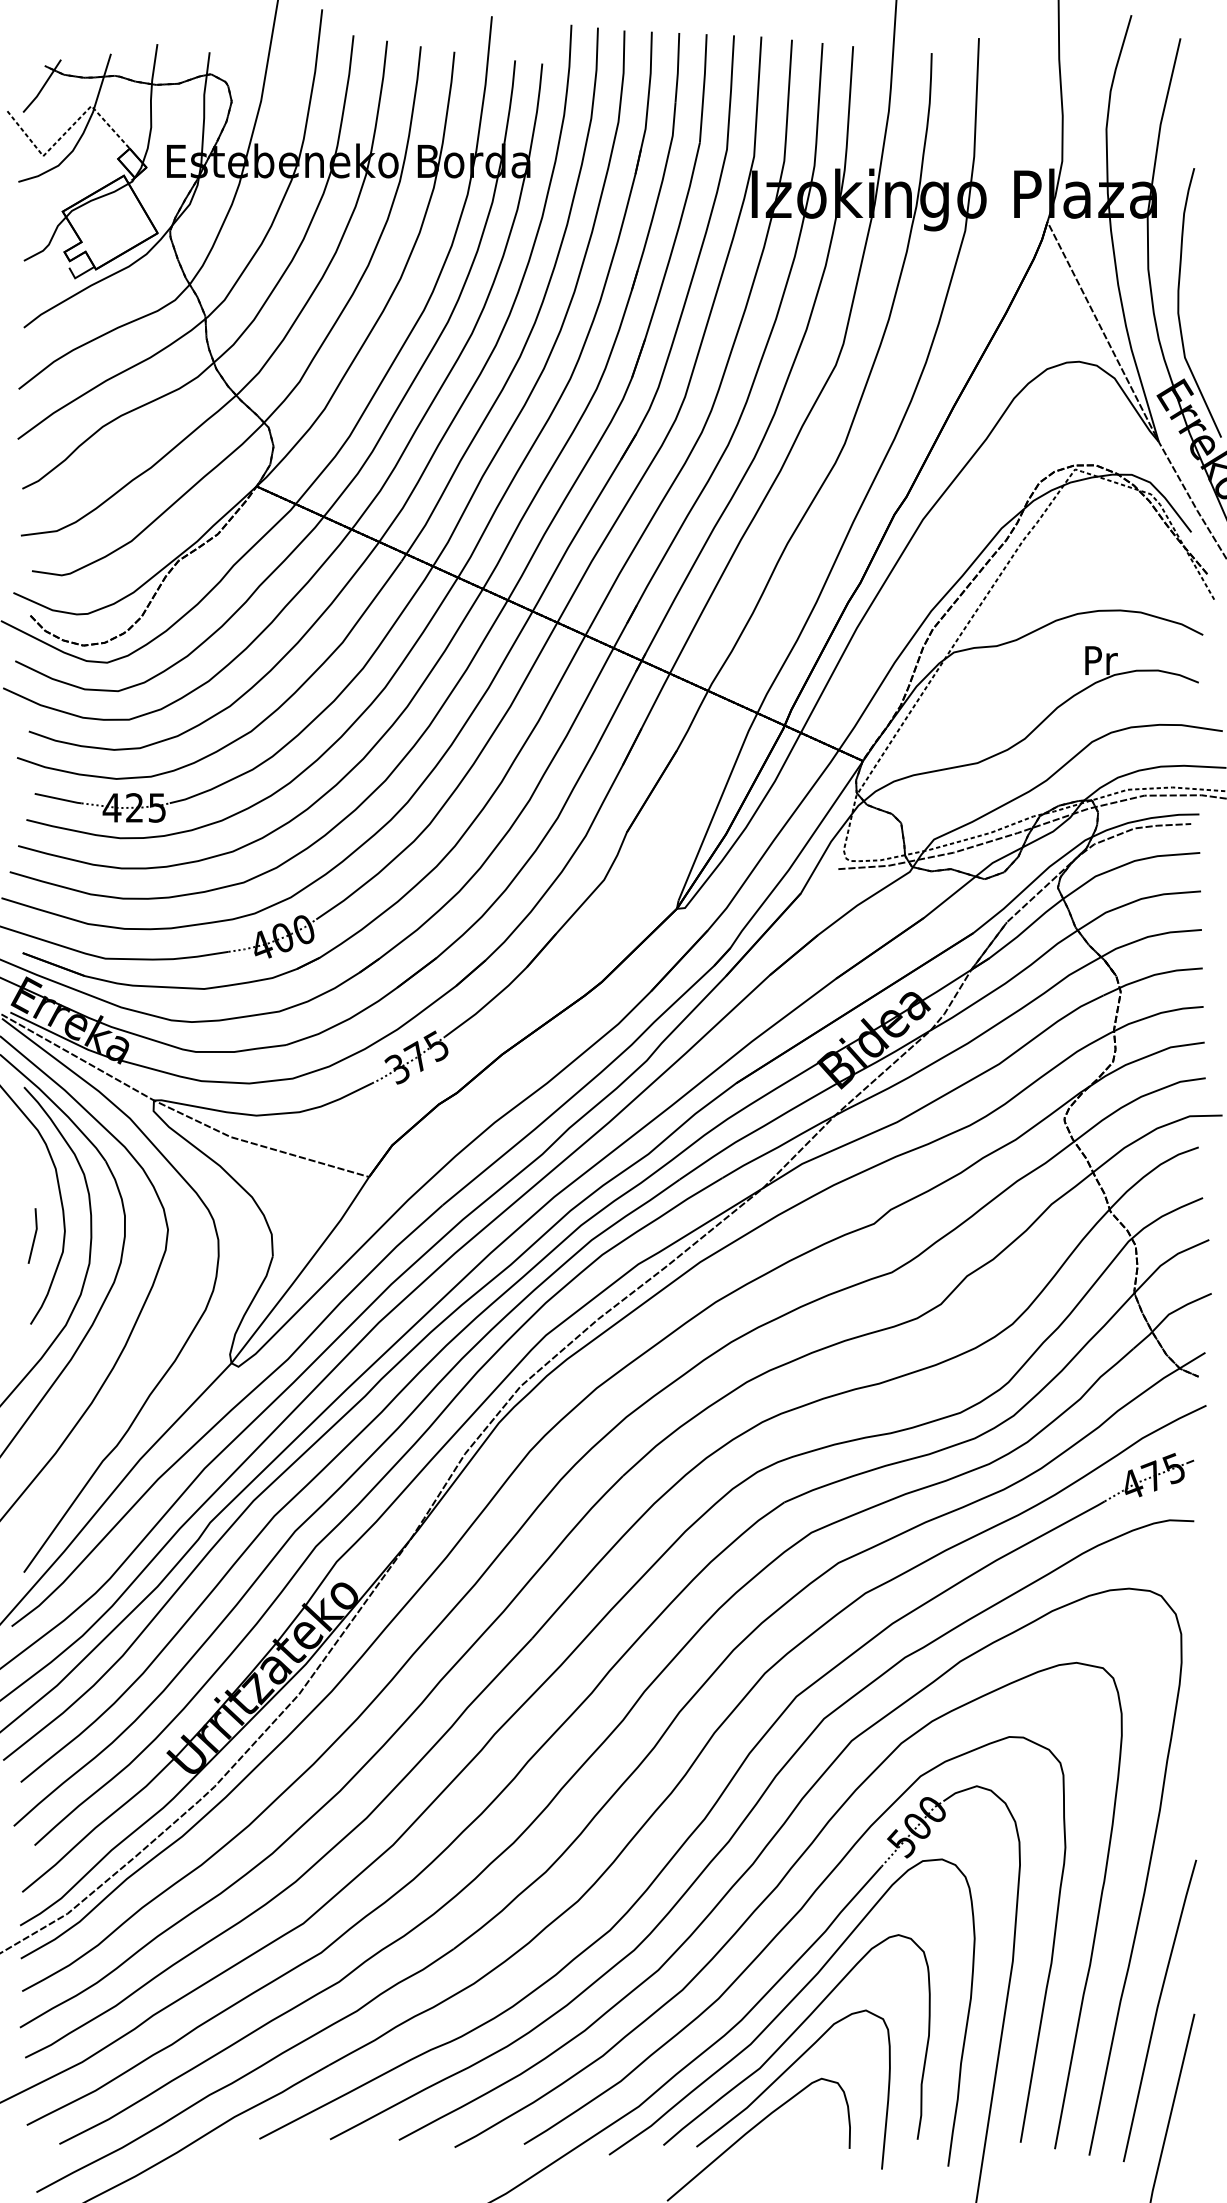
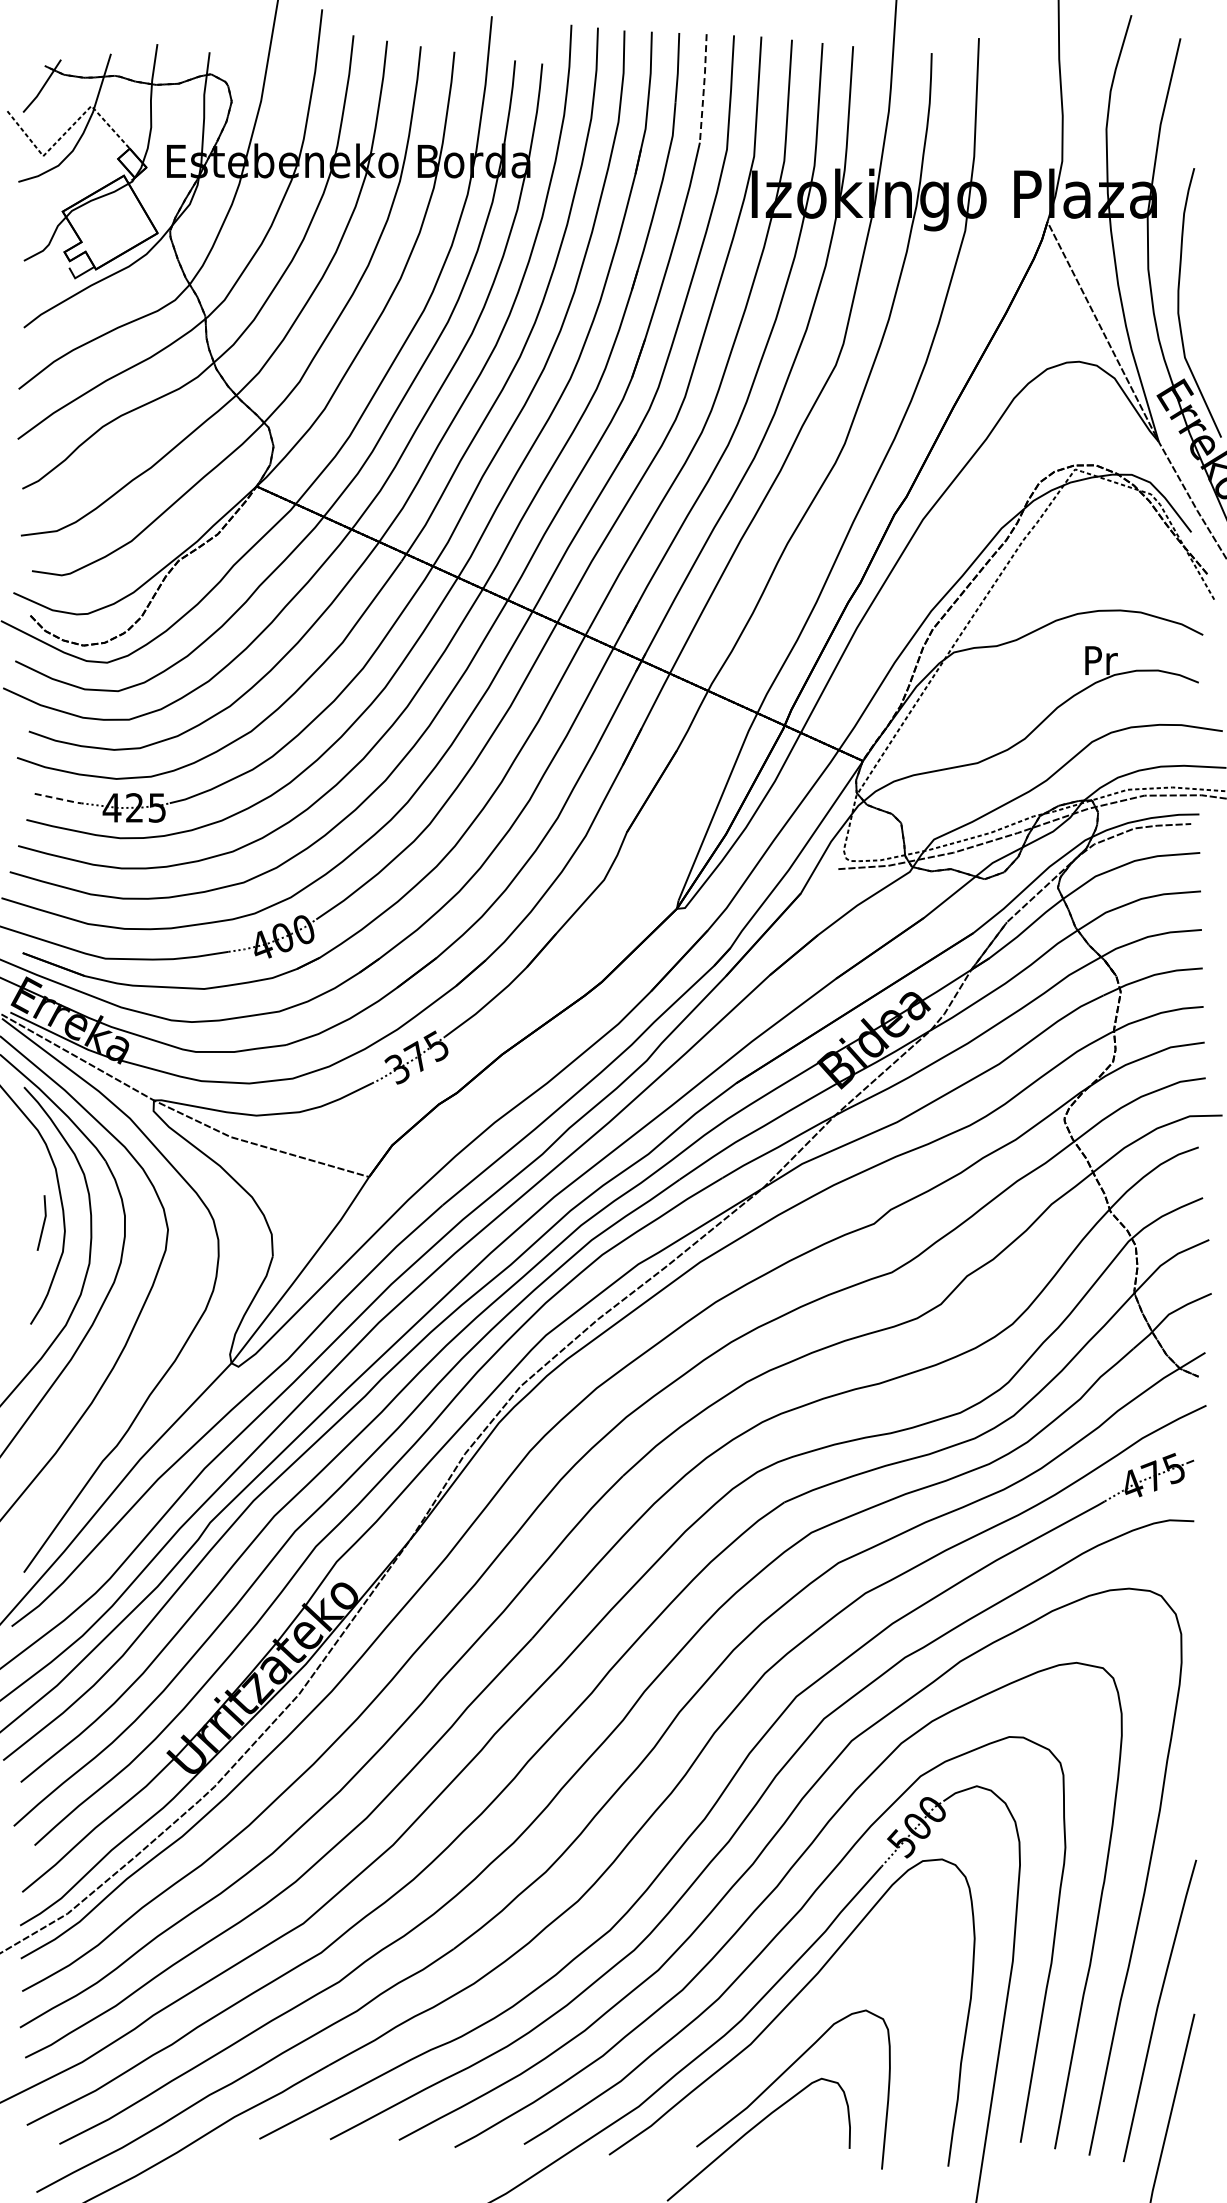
line: solid -> dashed (703, 88)
line: solid -> dashed (59, 798)
line position: (34, 1235) -> (43, 1222) (43, 1222)
curve: present -> none (792, 2035)
